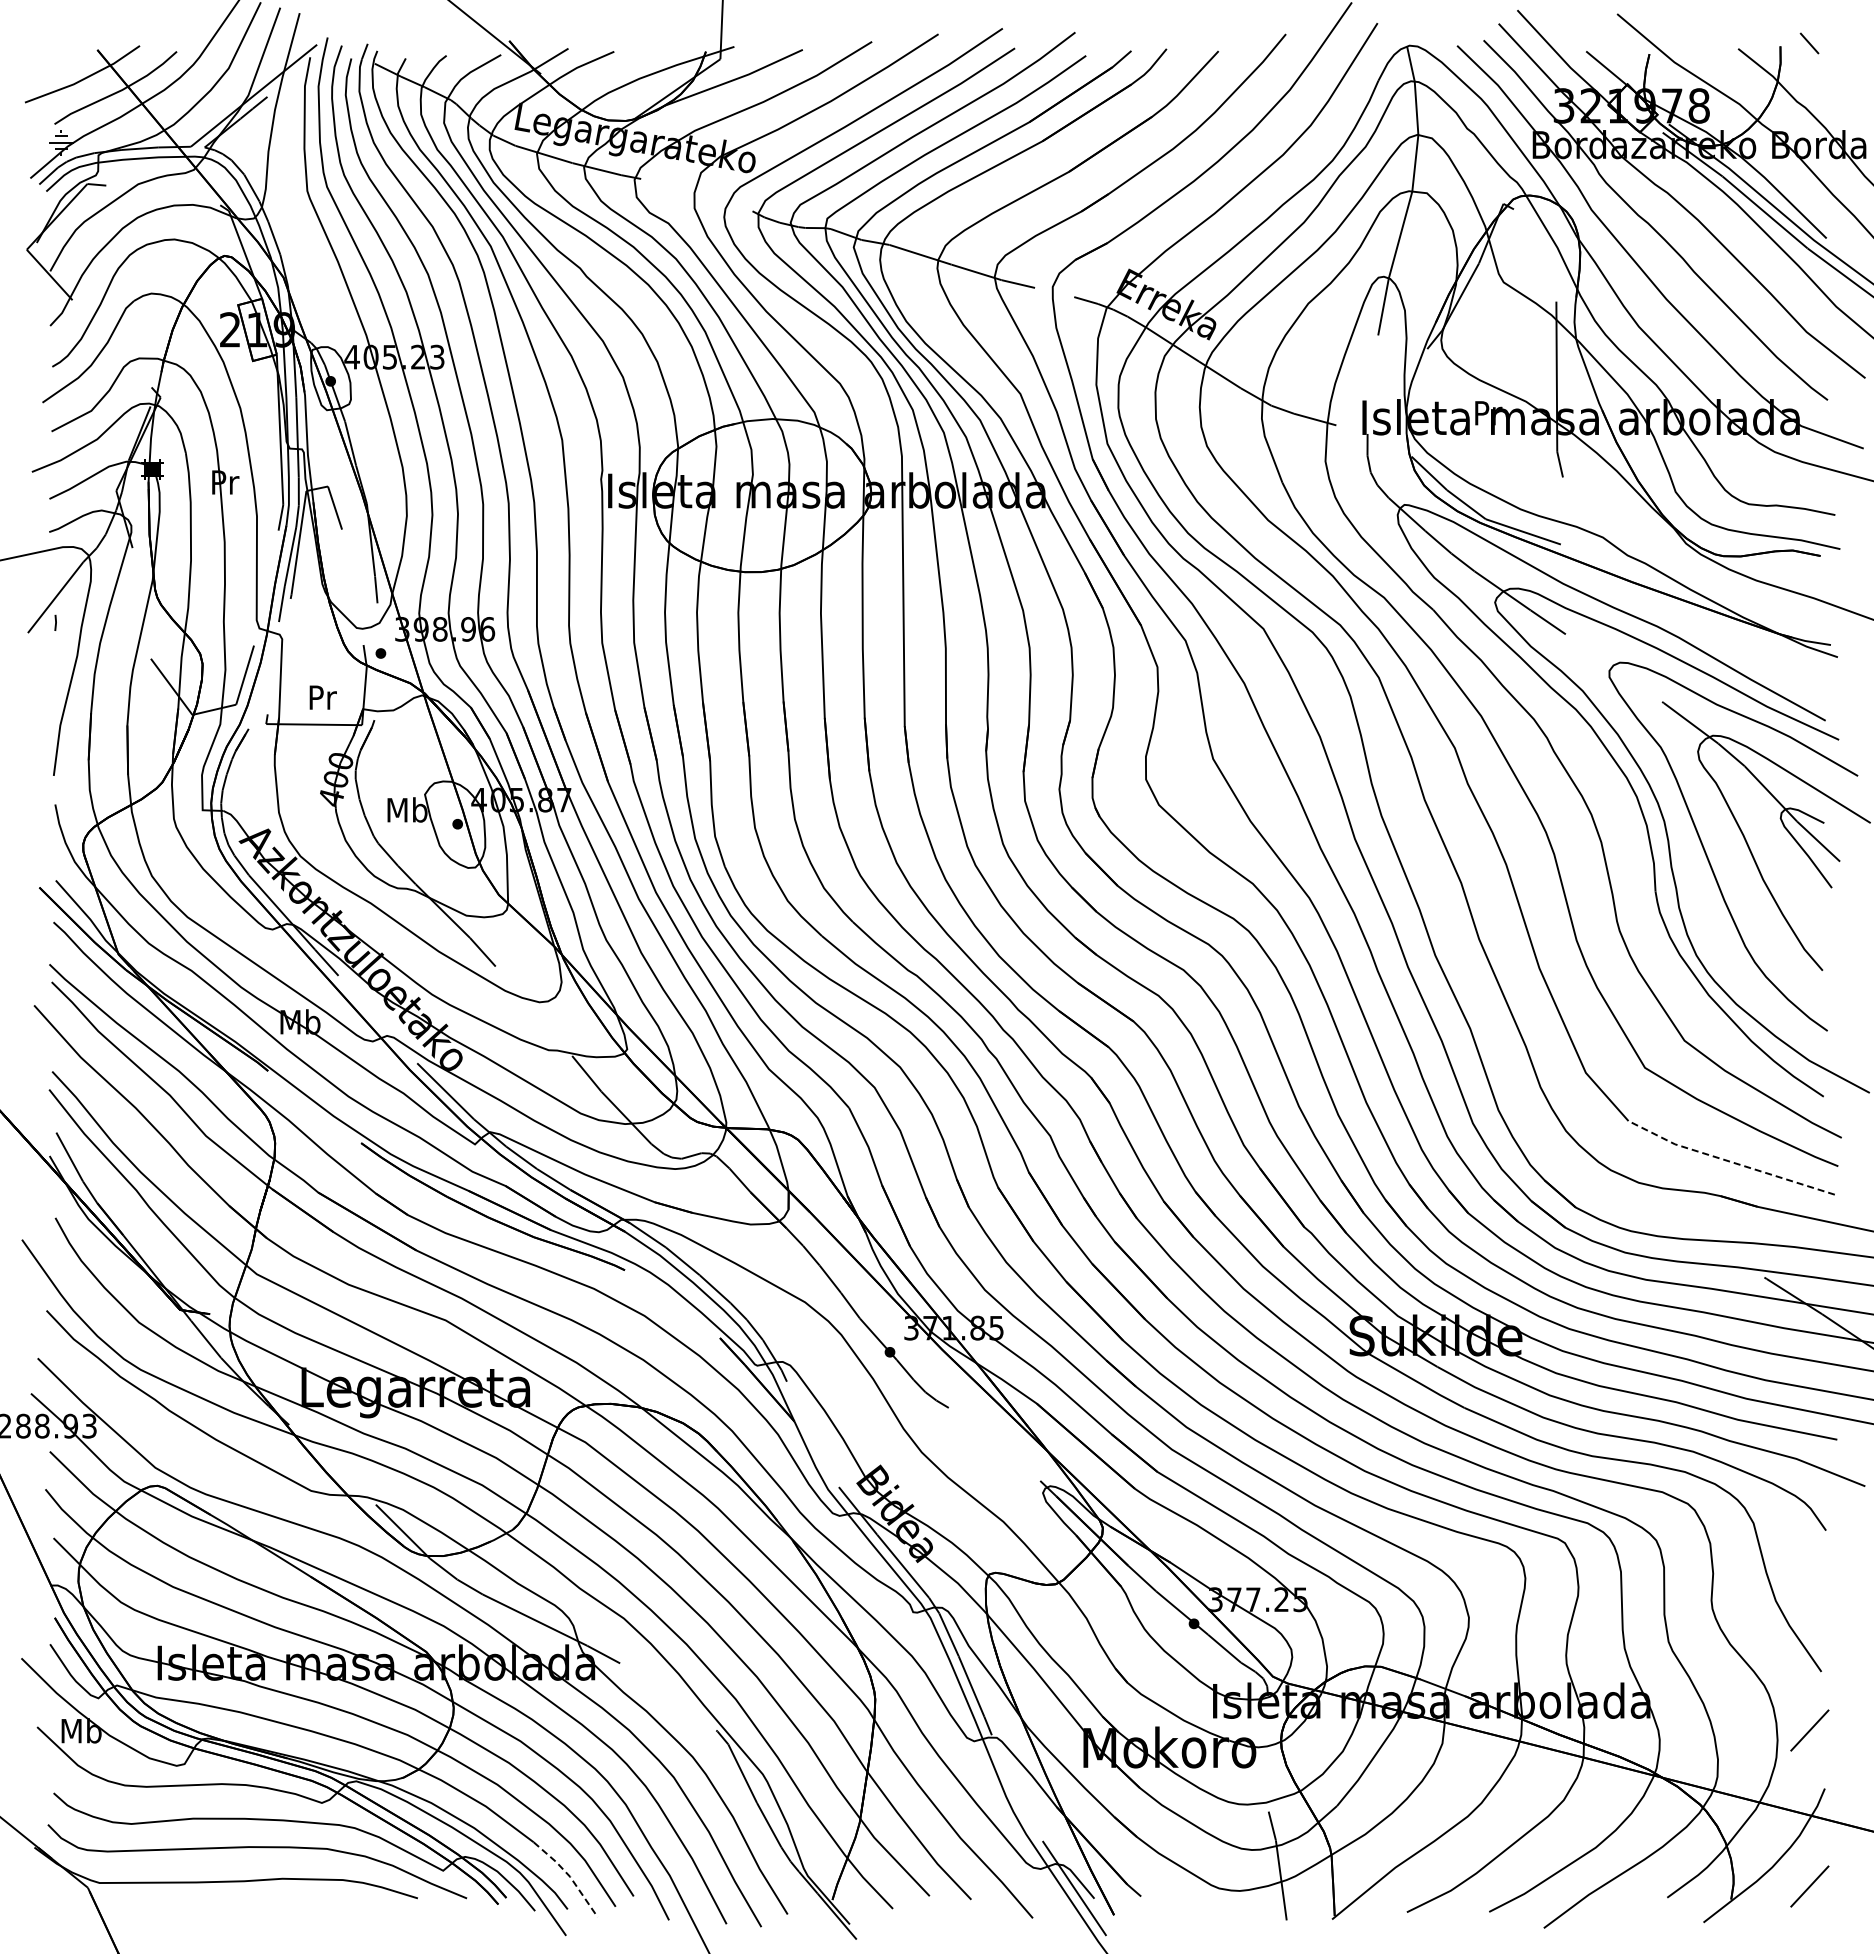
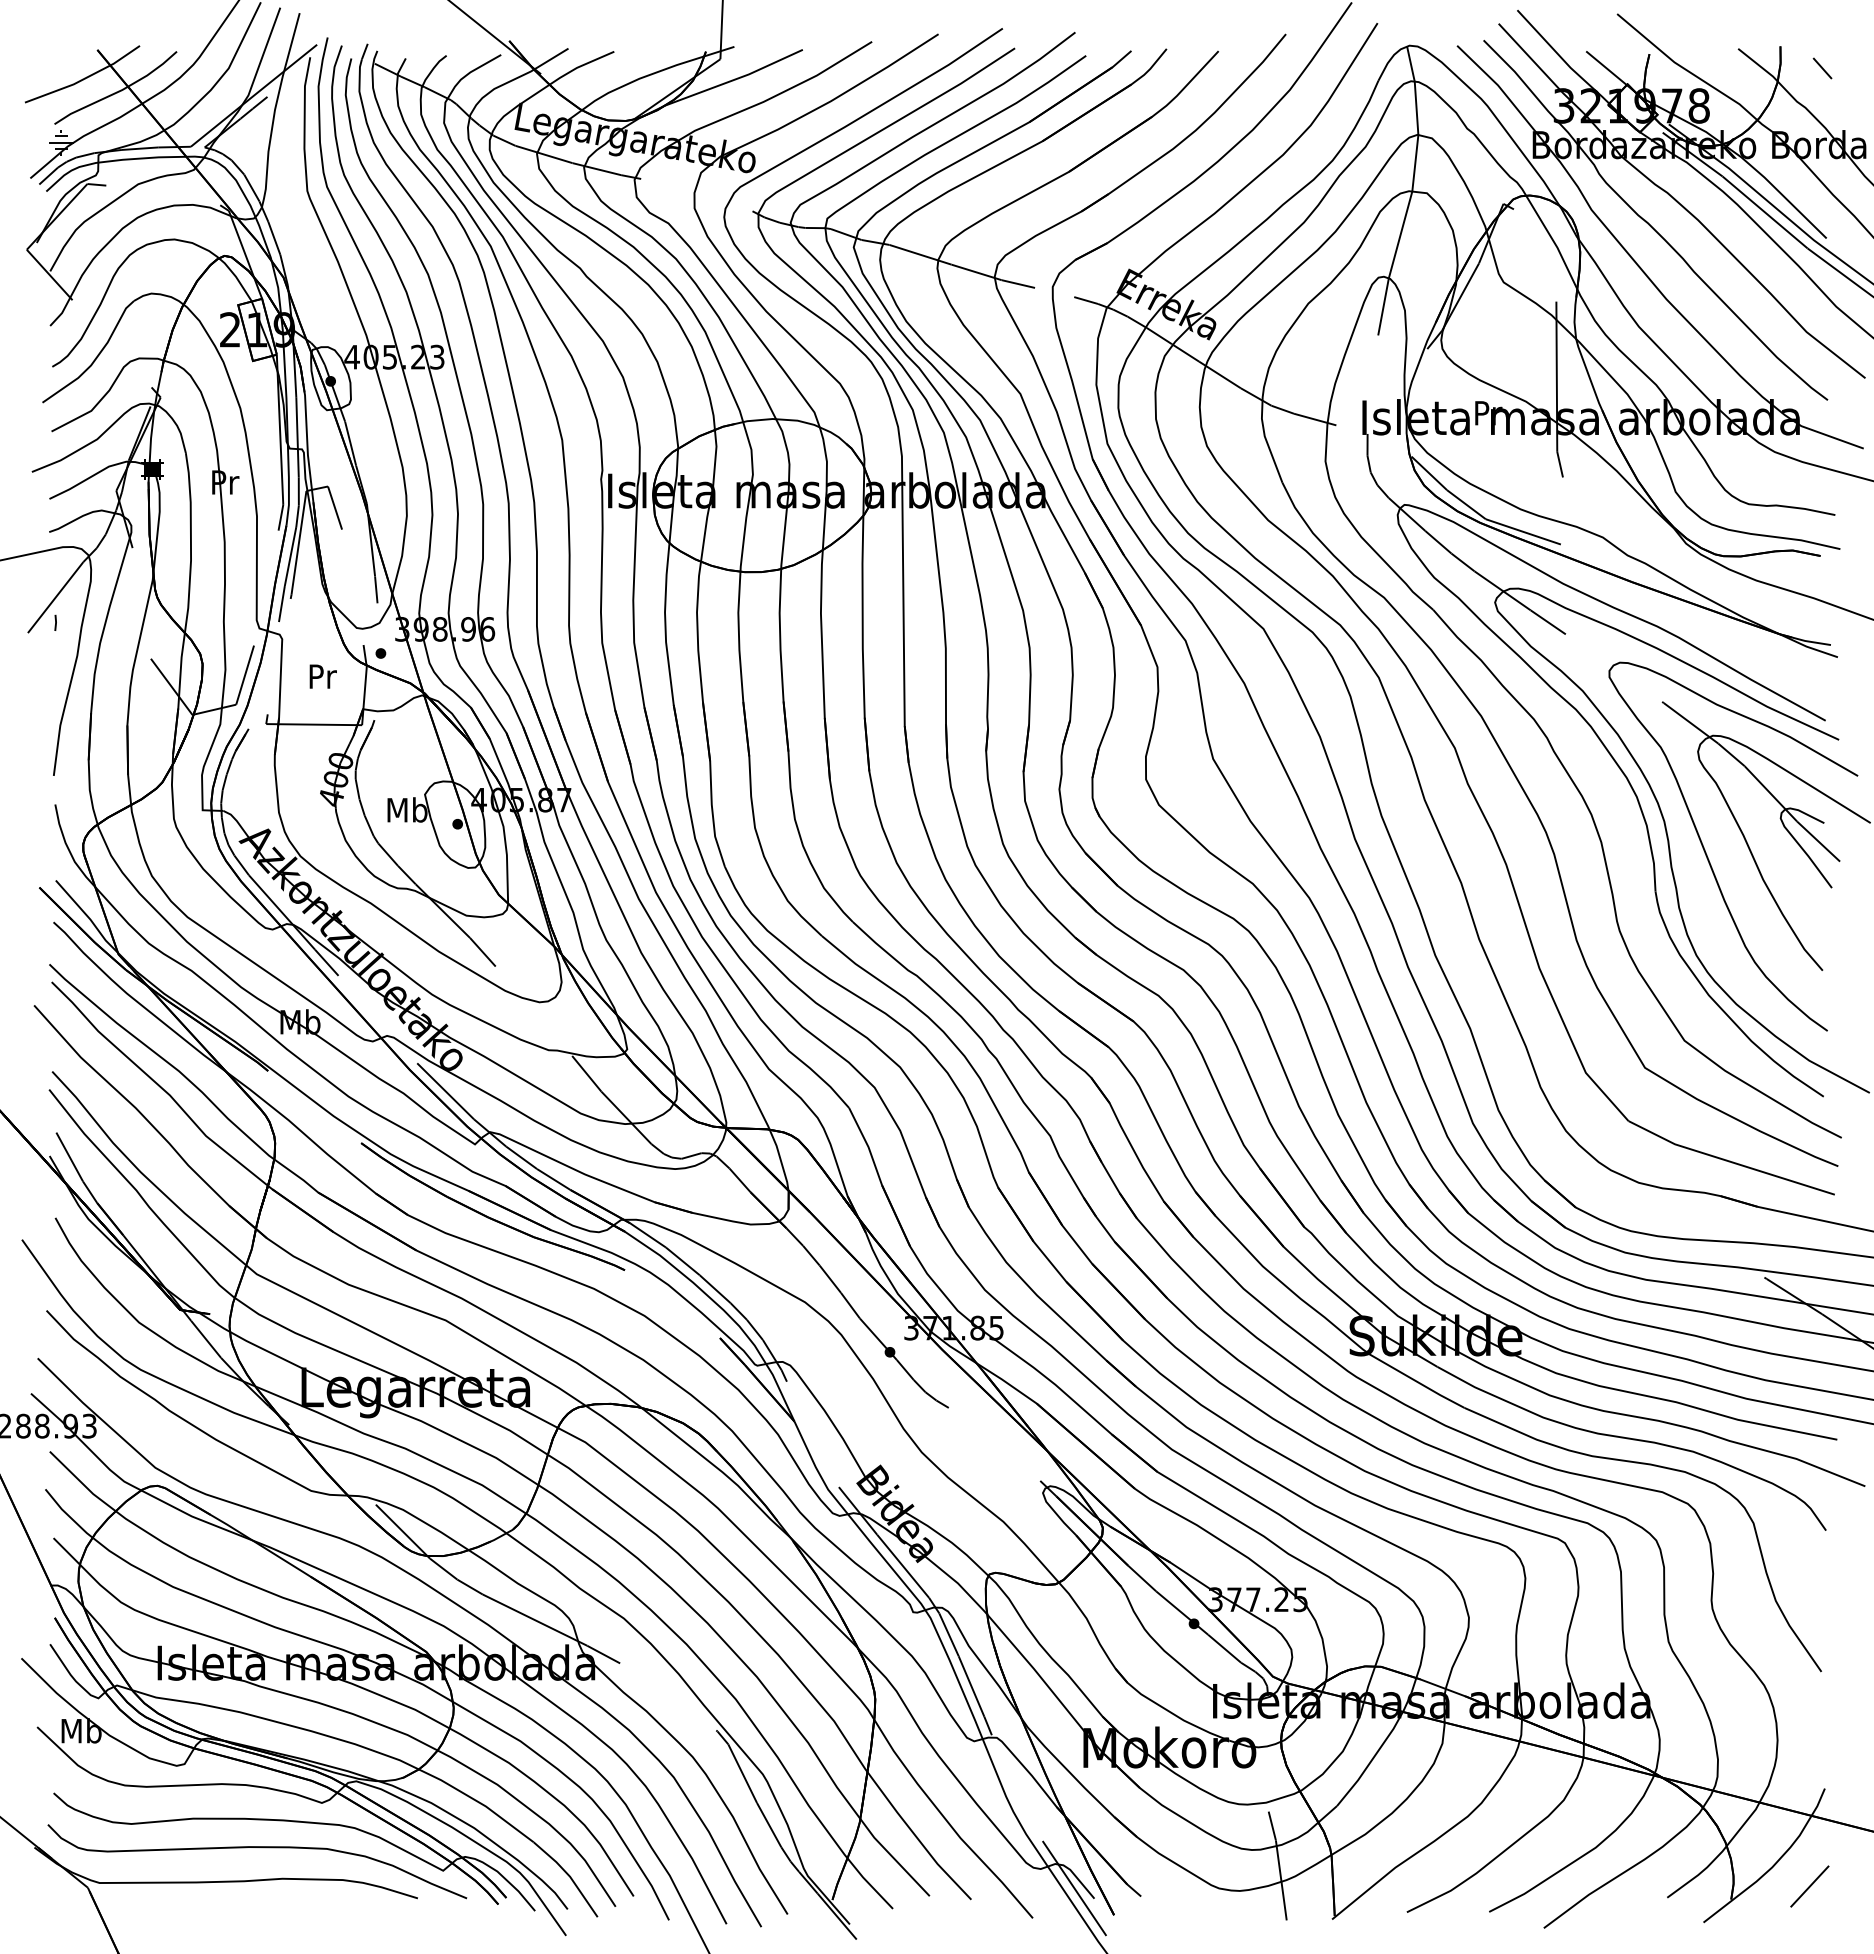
line position: (1809, 43) -> (1822, 68) (1822, 68)
text position: (322, 697) -> (322, 676) (322, 676)
line: dashed -> solid (1729, 1161)
line: present -> none (1809, 1730)
line: dashed -> solid (569, 1876)
